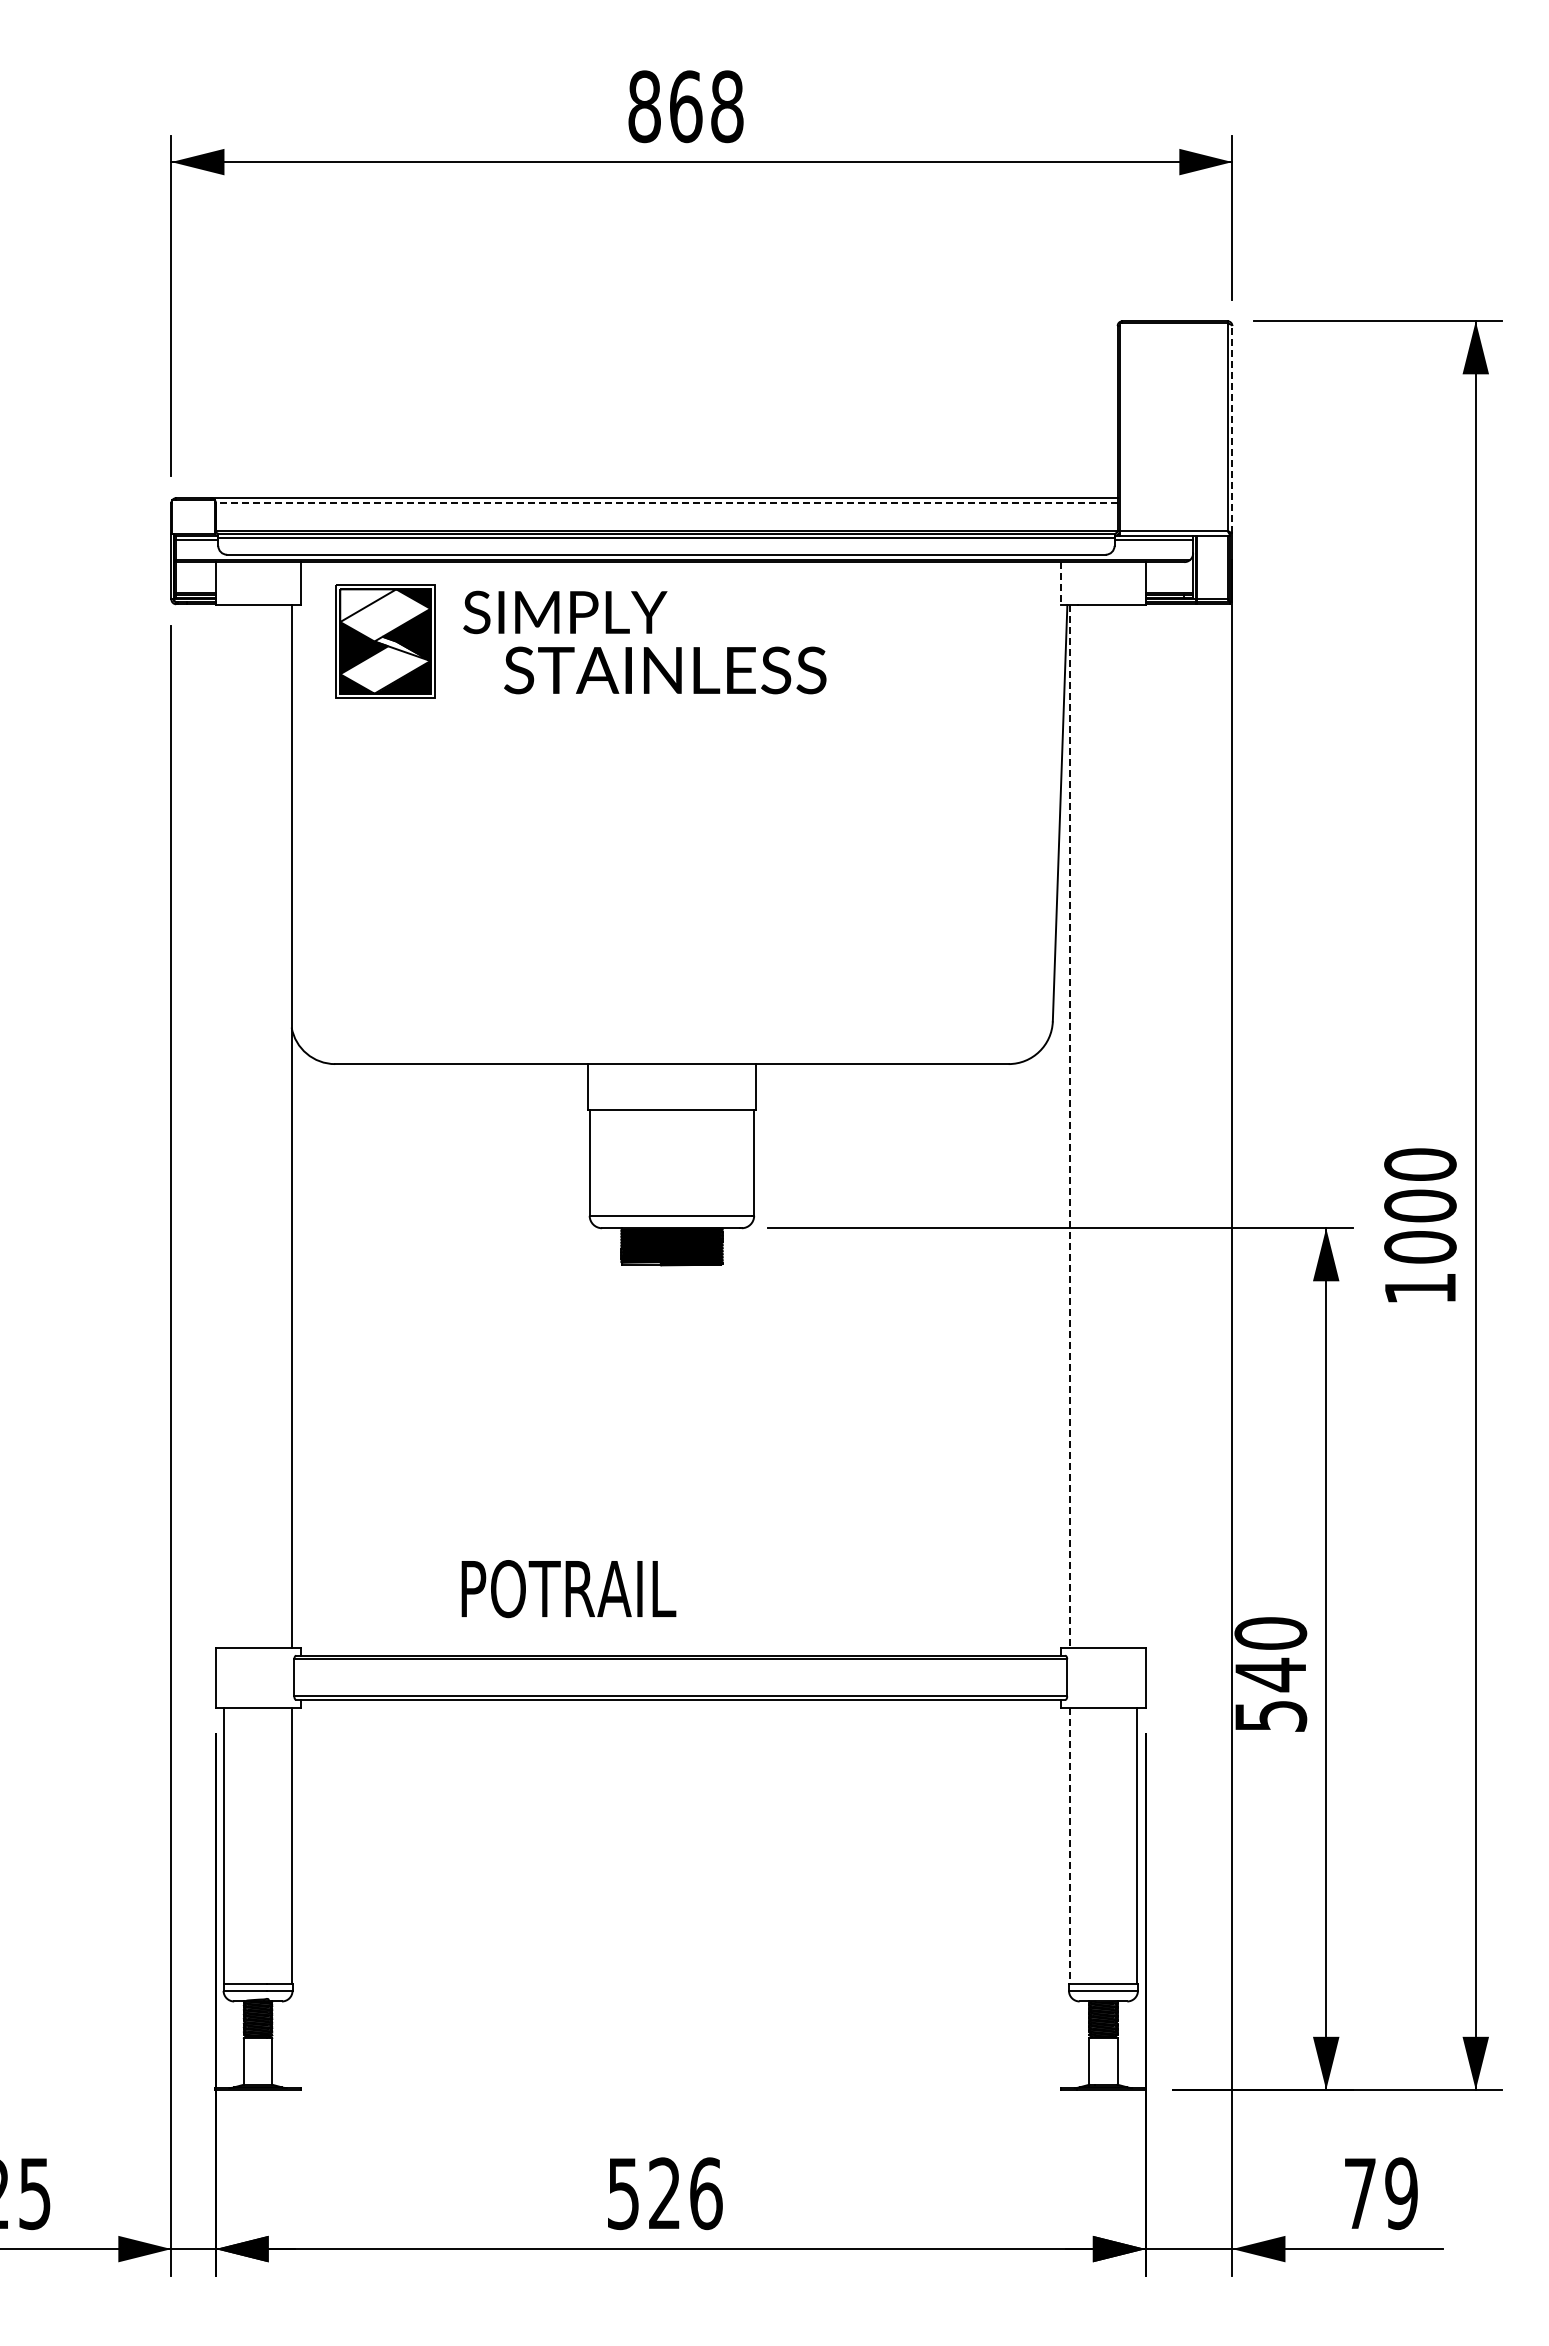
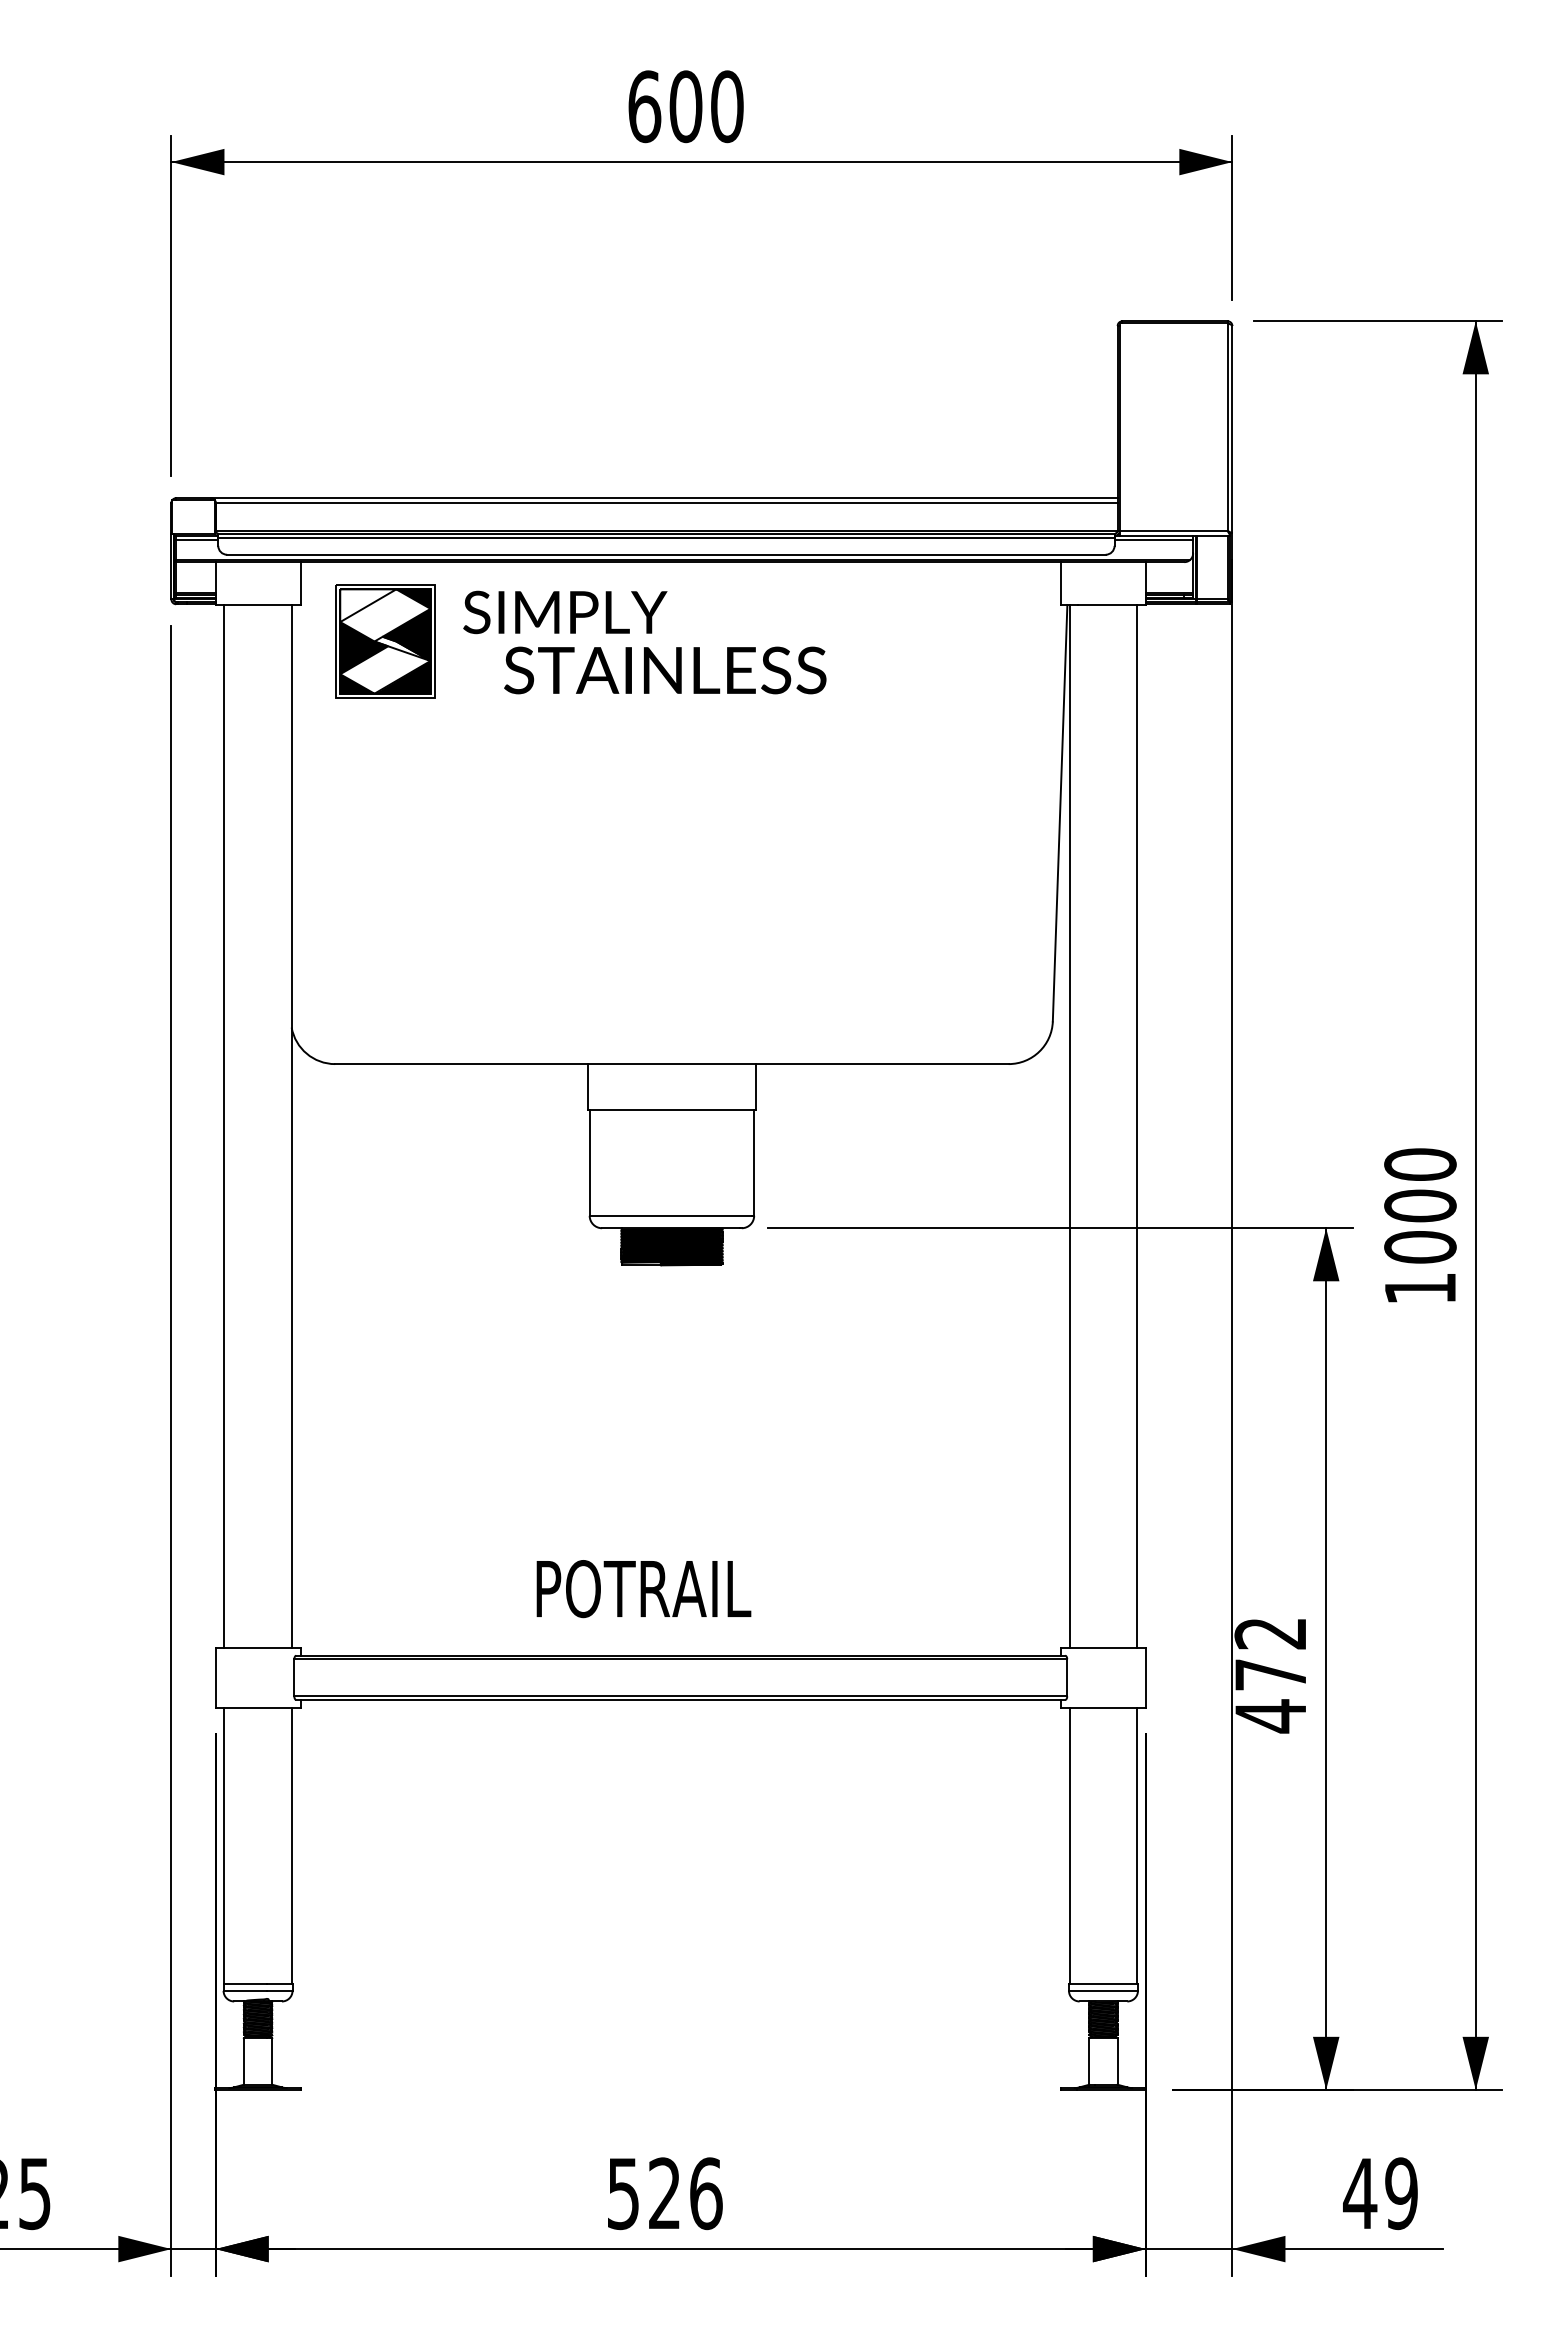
text: 868 -> 600 (685, 106)
line: dashed -> solid (1232, 429)
line: dashed -> solid (666, 502)
line: dashed -> solid (1061, 584)
line: none -> present (224, 1125)
line: none -> present (1137, 1125)
line: dashed -> solid (1069, 1126)
text position: (568, 1589) -> (643, 1589) (643, 1589)
text: 540 -> 472 (1270, 1675)
line: dashed -> solid (1069, 1845)
text: 79 -> 49 (1360, 2193)
